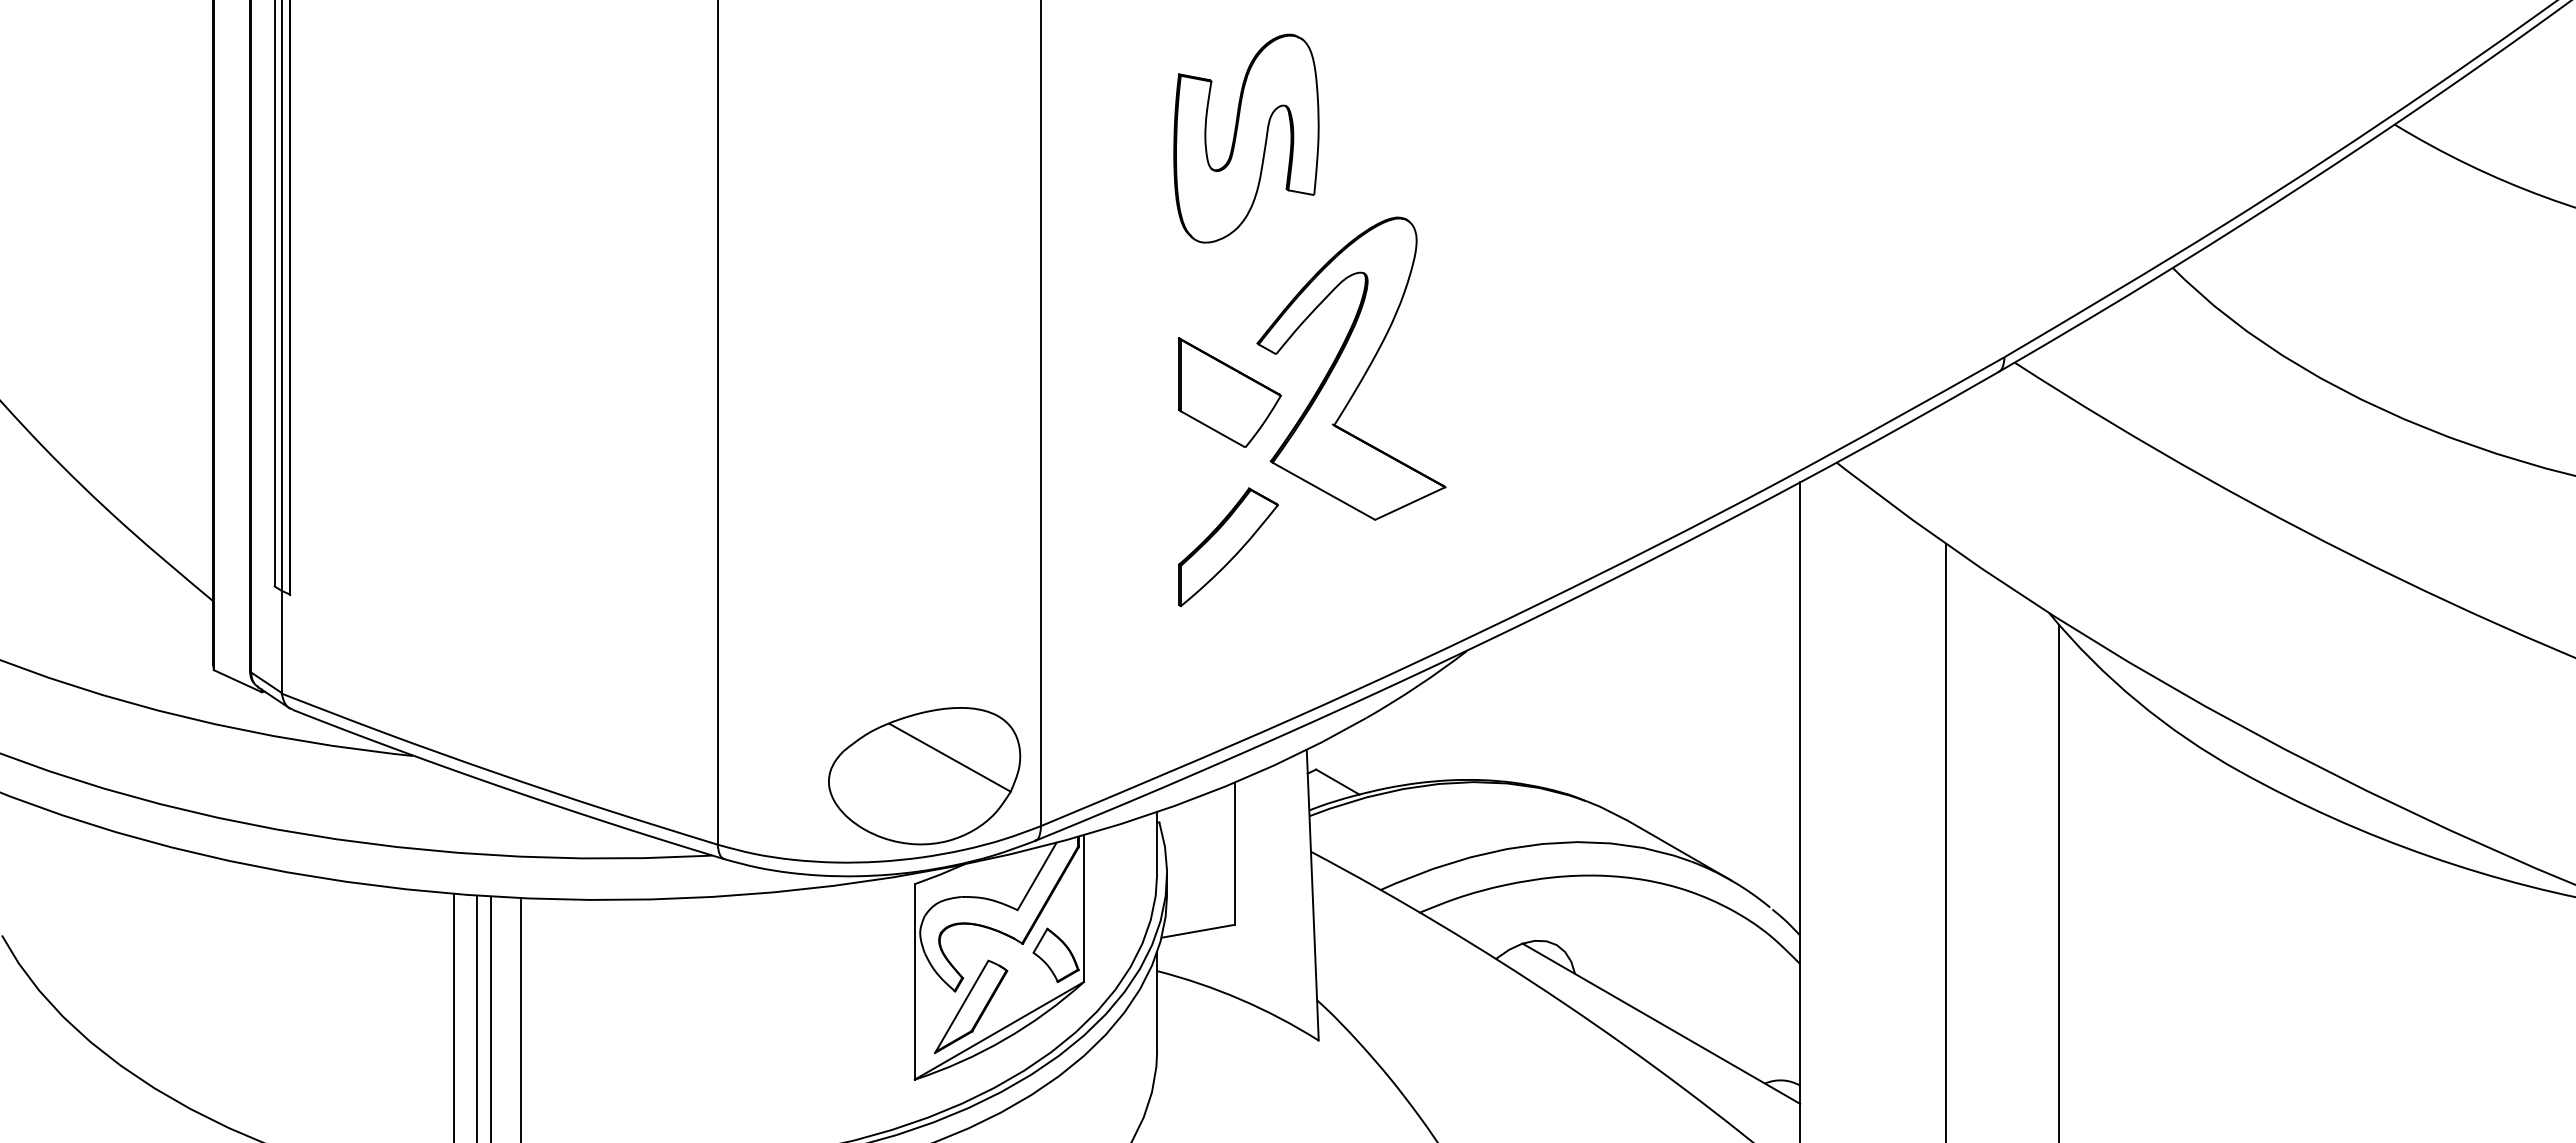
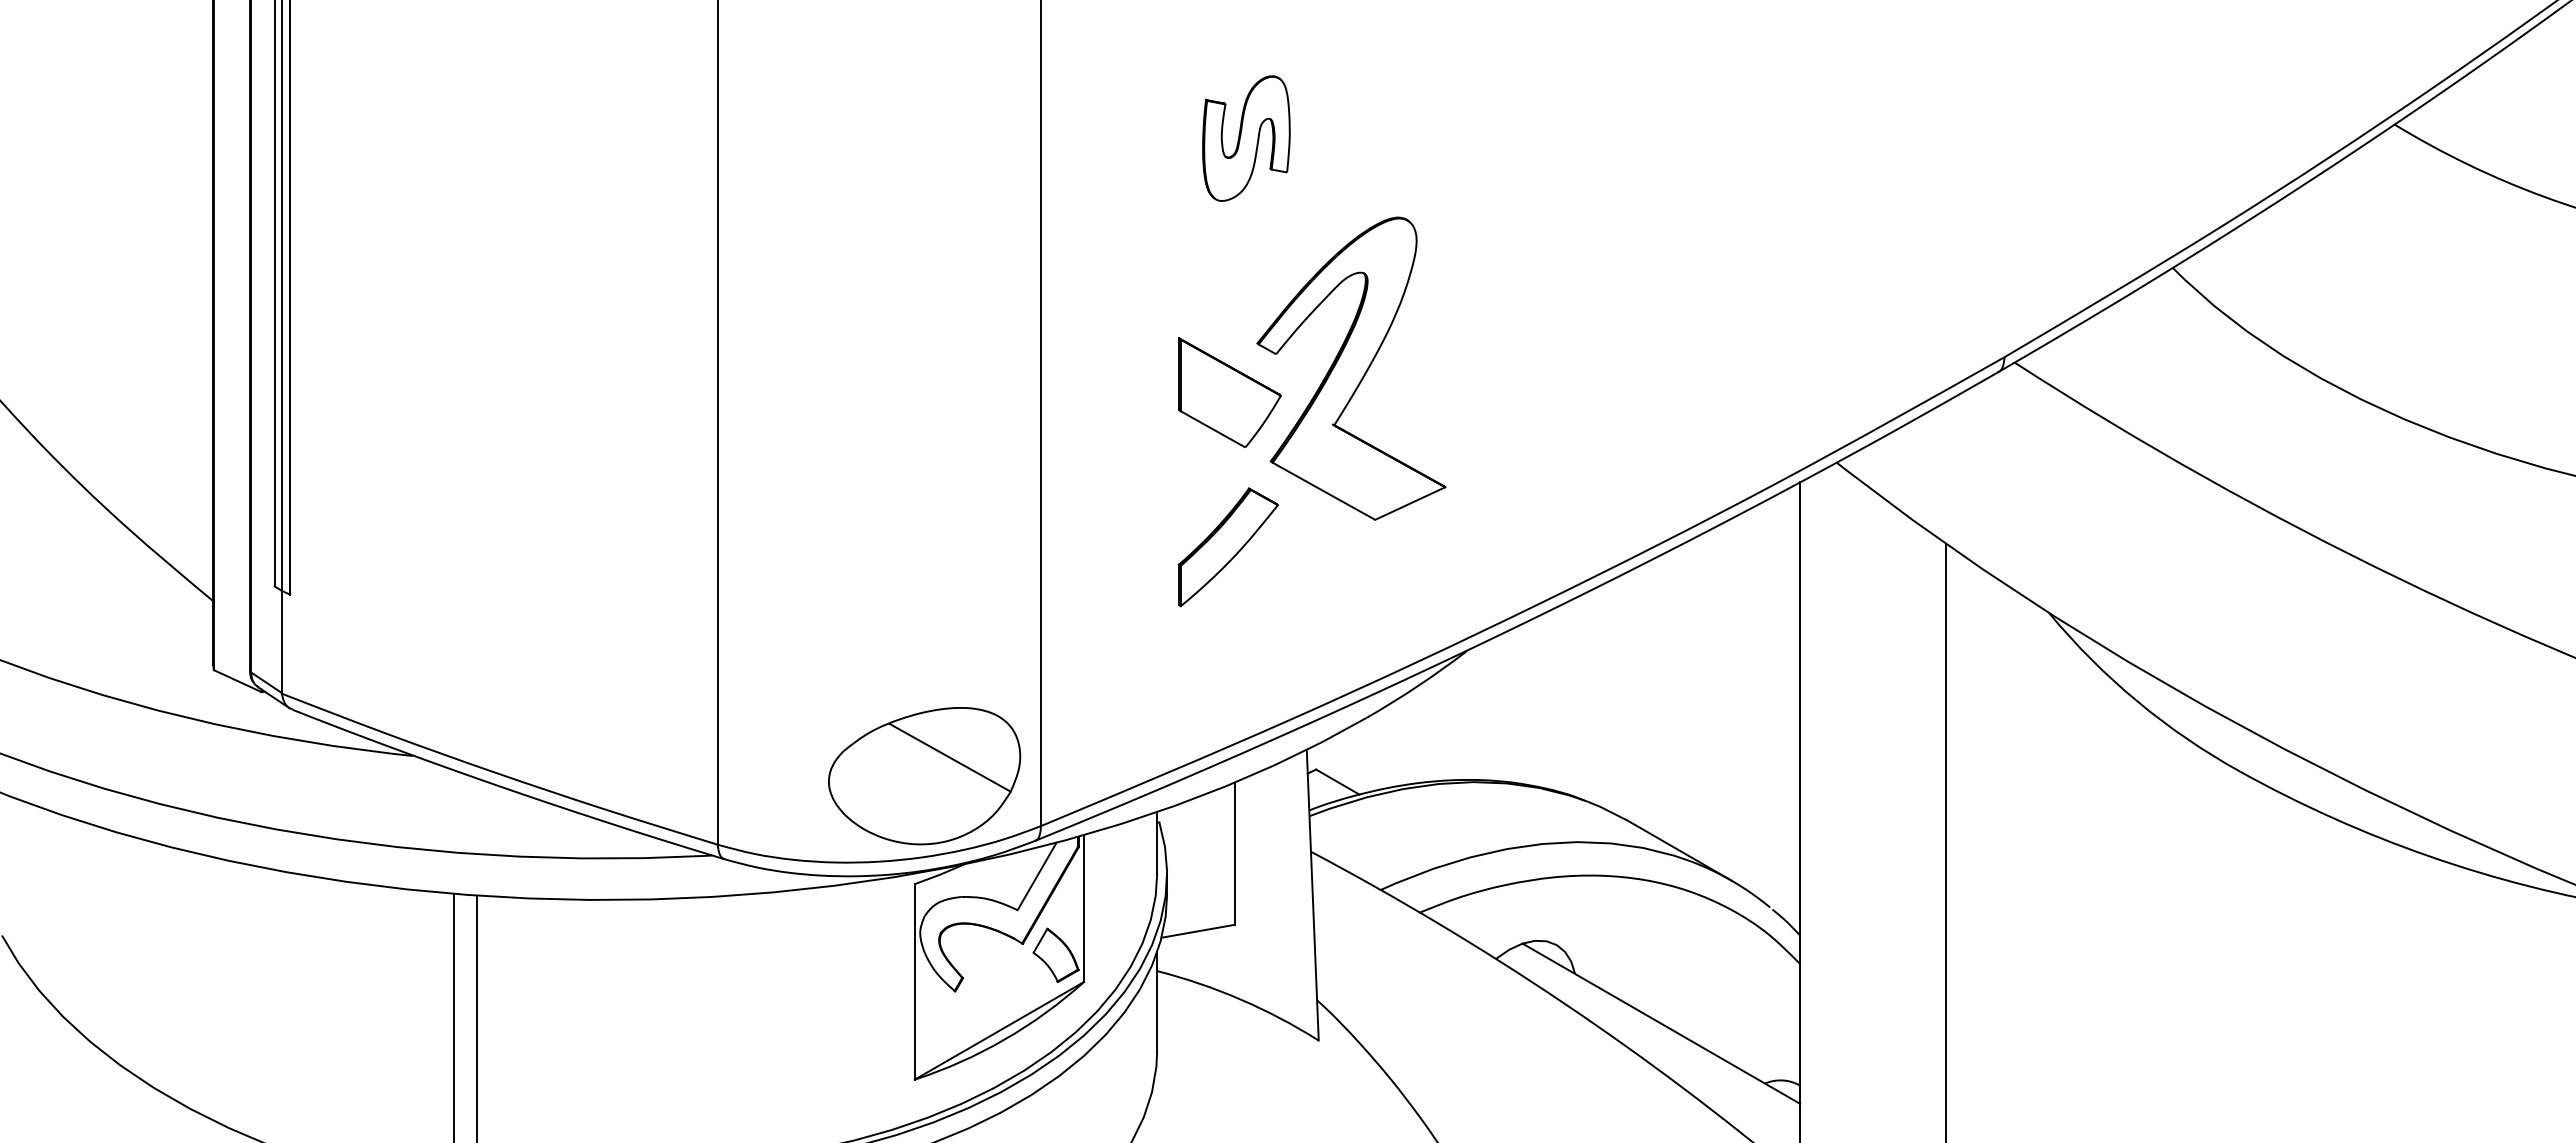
part size: 147x211 px -> 89x127 px (1246, 138)
line: present -> none (2059, 882)
part: present -> none (971, 1006)
line: present -> none (491, 1017)
line: present -> none (520, 1018)
